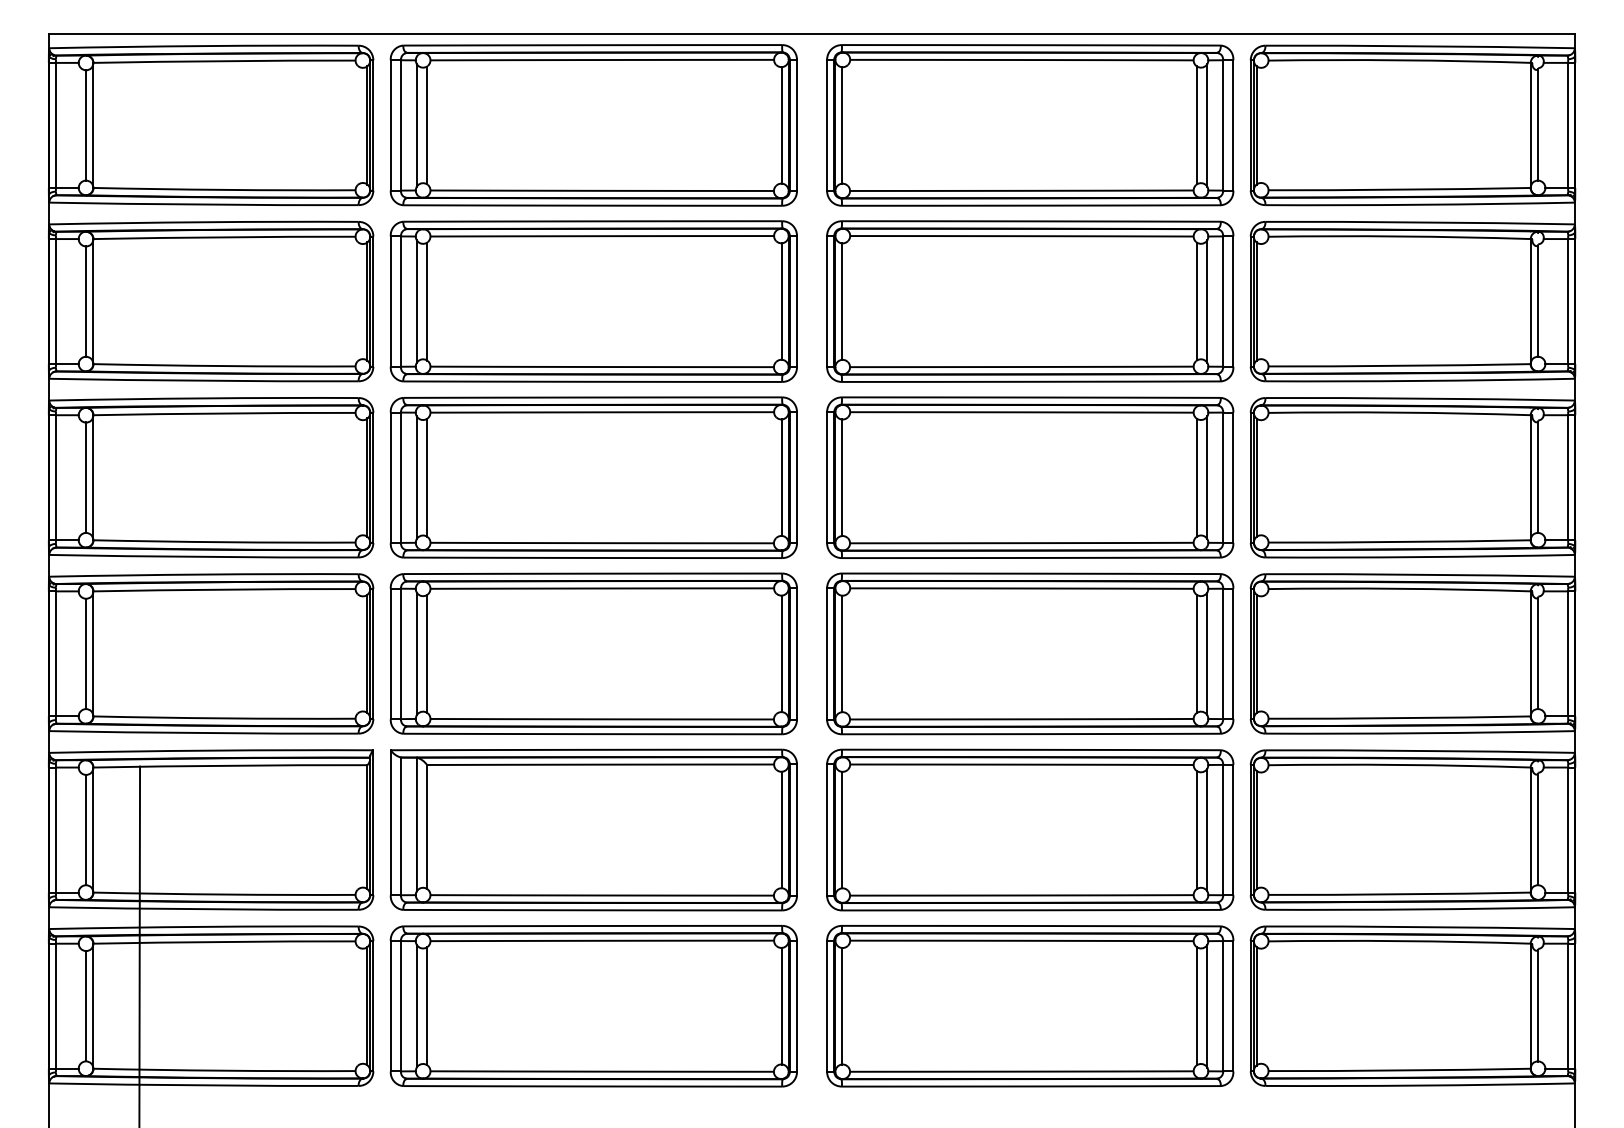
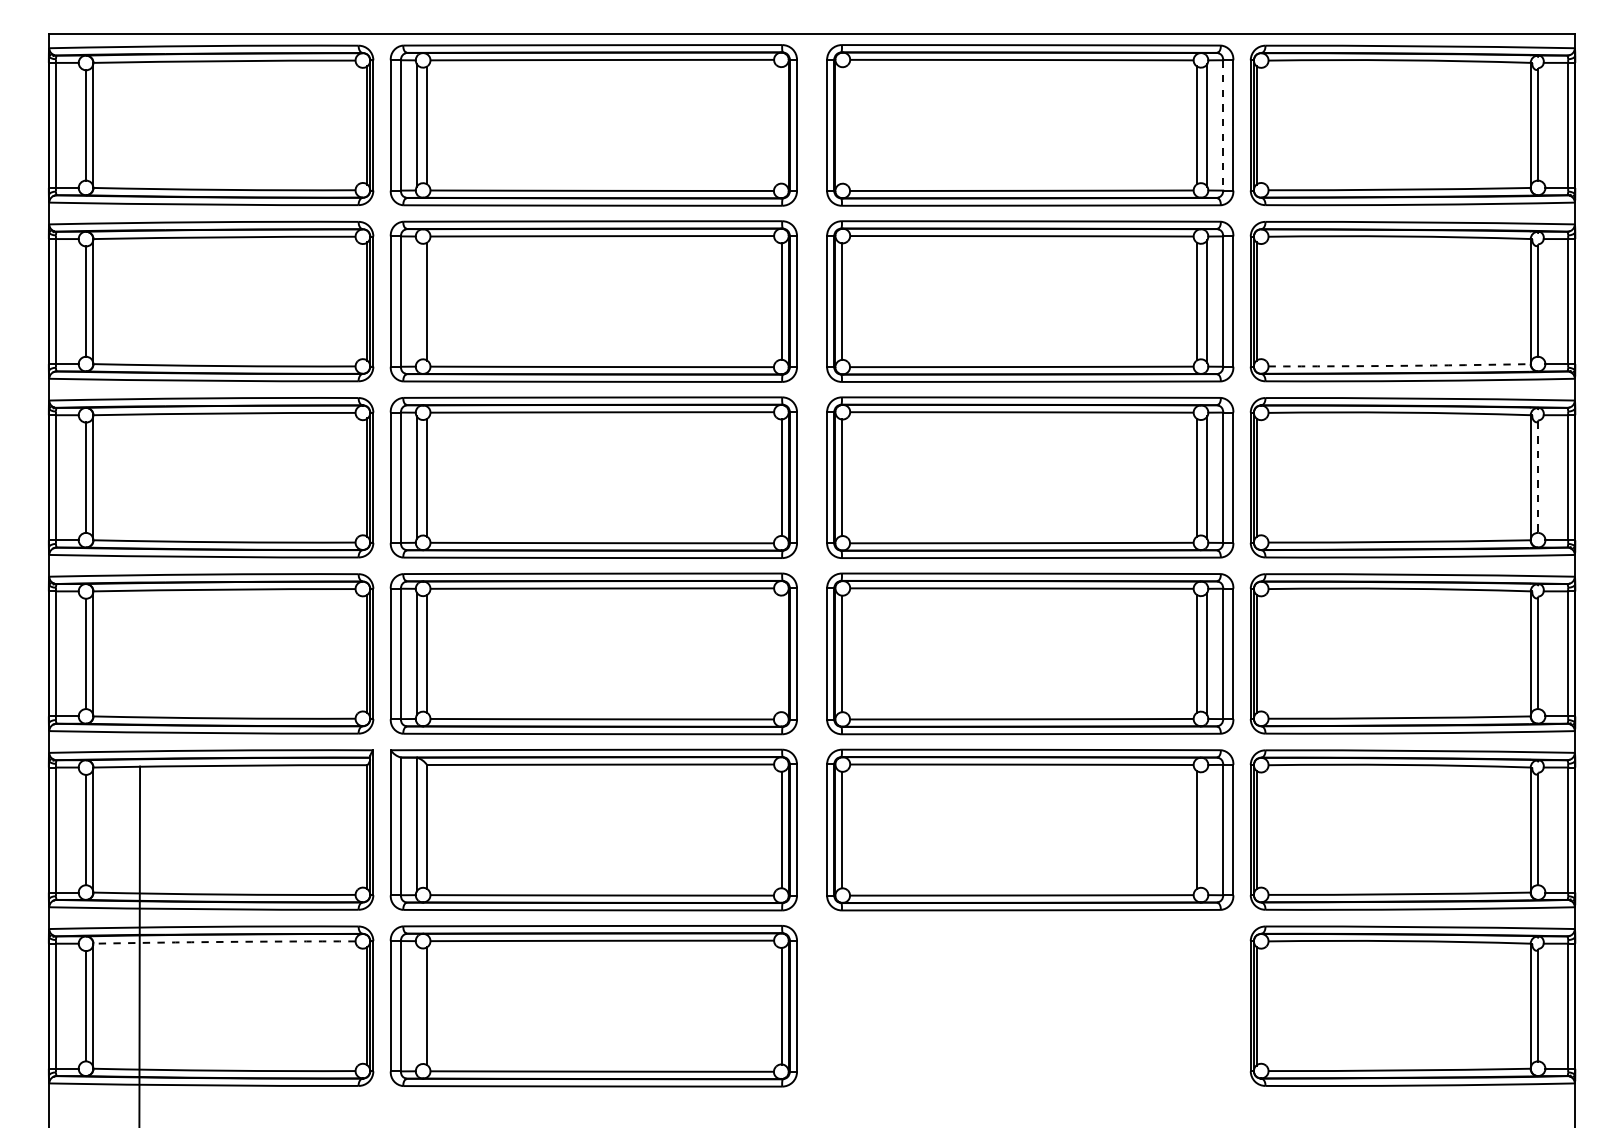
line: present -> none (781, 125)
line: present -> none (842, 125)
line: solid -> dashed (1223, 125)
line: present -> none (416, 301)
arc: solid -> dashed (1399, 365)
line: solid -> dashed (1537, 477)
line: present -> none (781, 653)
line: present -> none (1207, 829)
arc: solid -> dashed (224, 941)
line: present -> none (416, 1005)
part: present -> none (1030, 1006)
